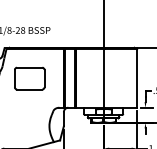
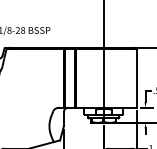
part: present -> none (29, 78)
